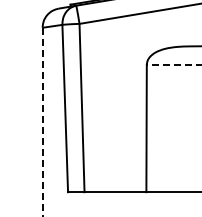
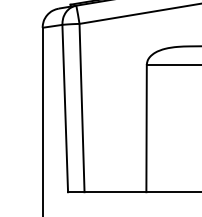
line: dashed -> solid (173, 64)
line: dashed -> solid (42, 122)
